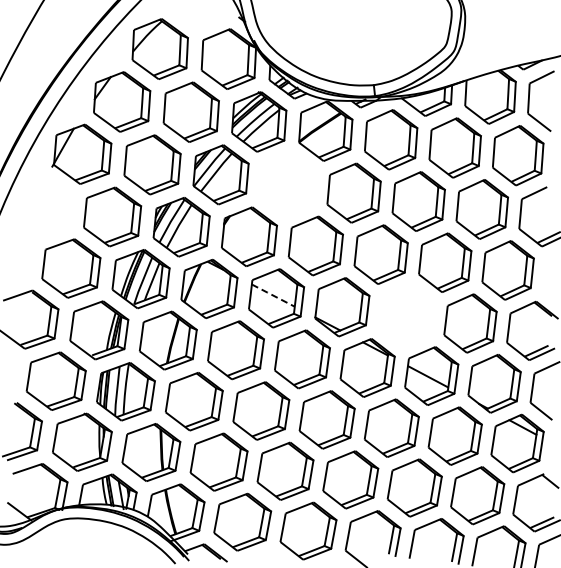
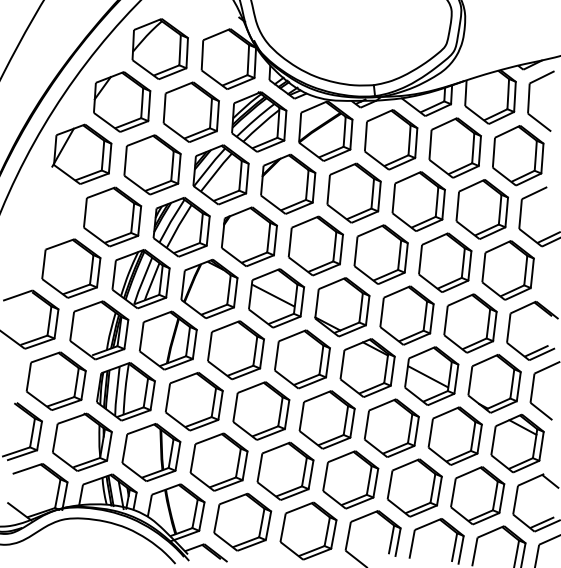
part: none -> present (288, 183)
line: dashed -> solid (272, 295)
part: none -> present (406, 315)
